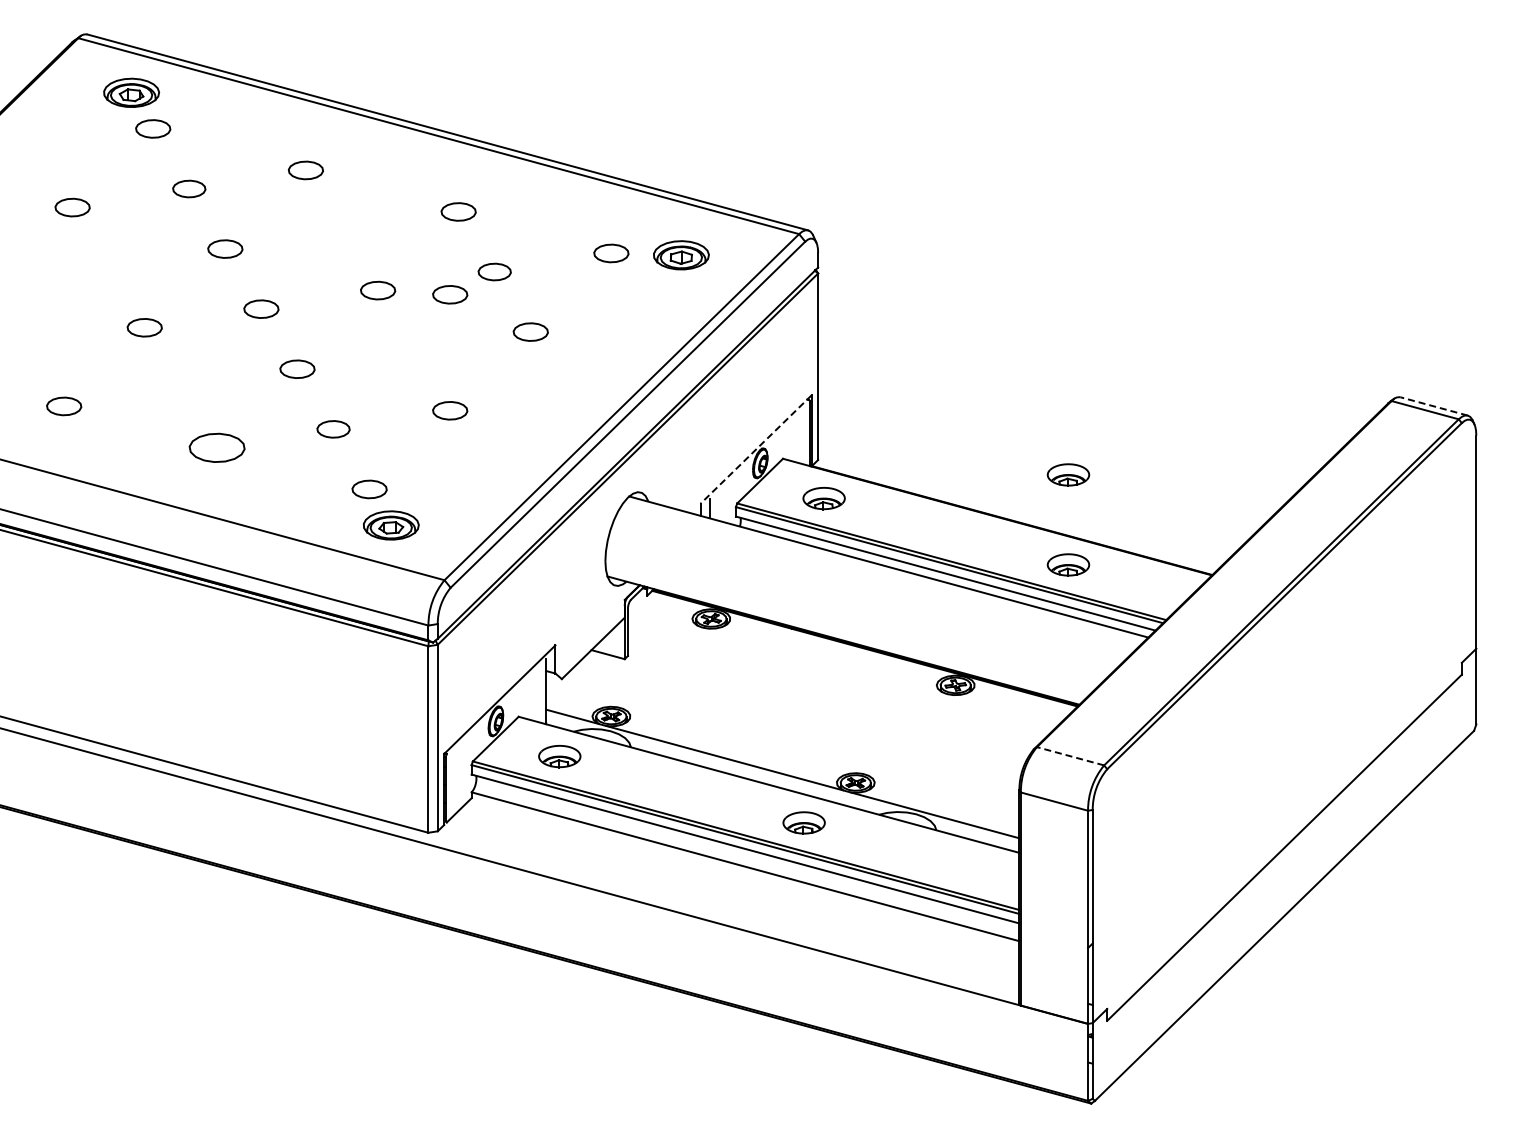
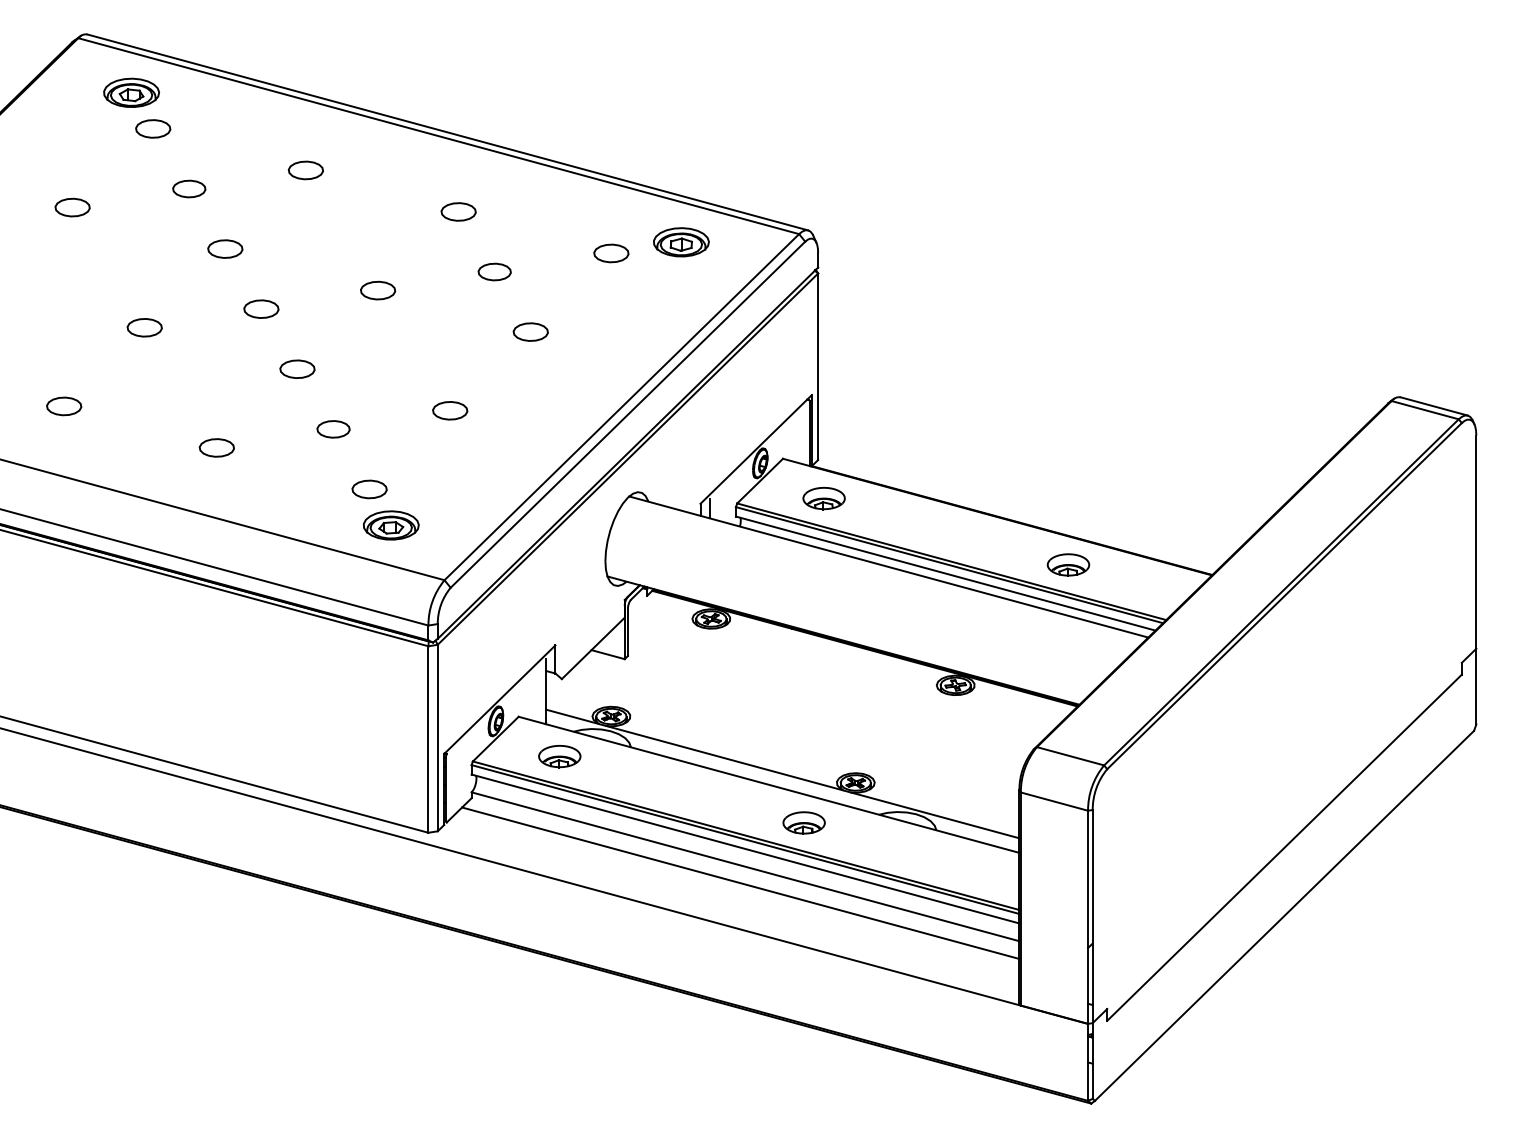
part position: (681, 255) -> (681, 242) (681, 242)
part: present -> none (450, 294)
line: dashed -> solid (1434, 406)
part size: 58x31 px -> 37x20 px (216, 447)
line: dashed -> solid (756, 449)
part: present -> none (1068, 474)
line: dashed -> solid (1070, 756)
line: none -> present (740, 882)
